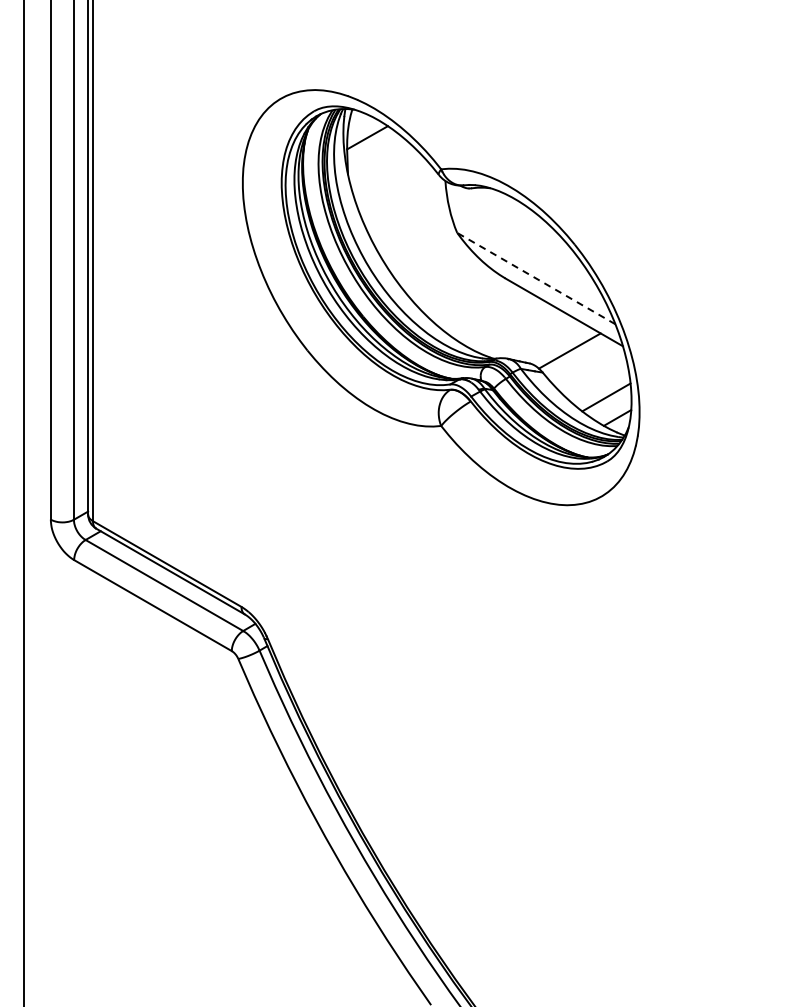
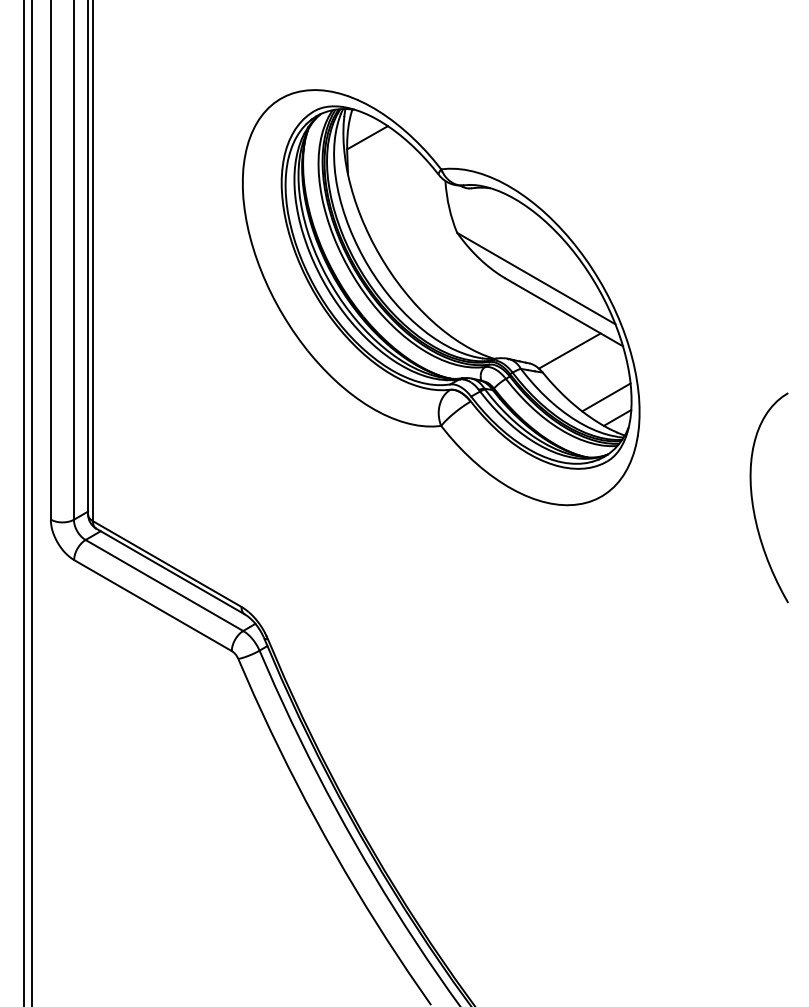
line: dashed -> solid (535, 278)
curve: none -> present (753, 500)
line: none -> present (32, 502)
